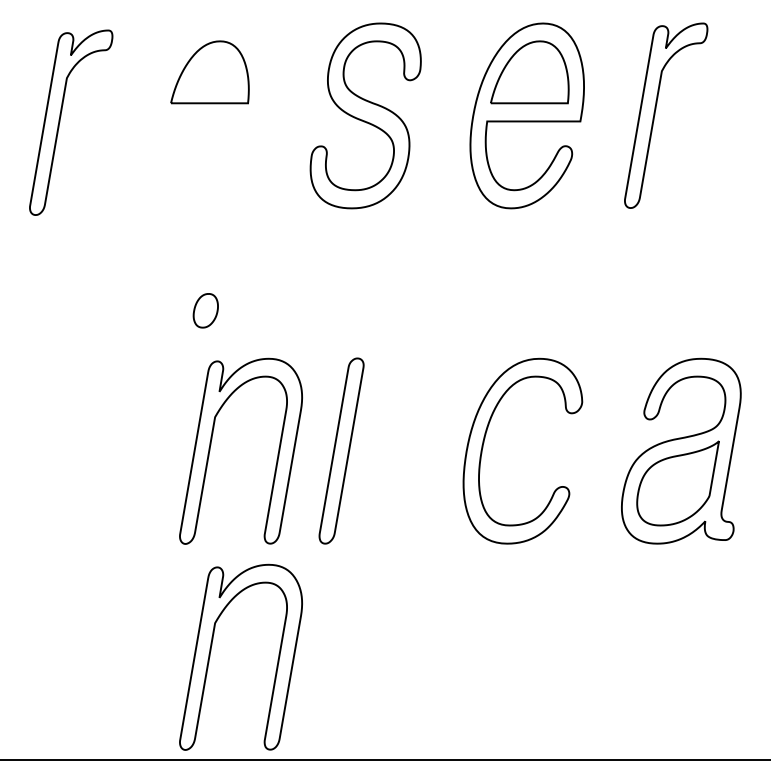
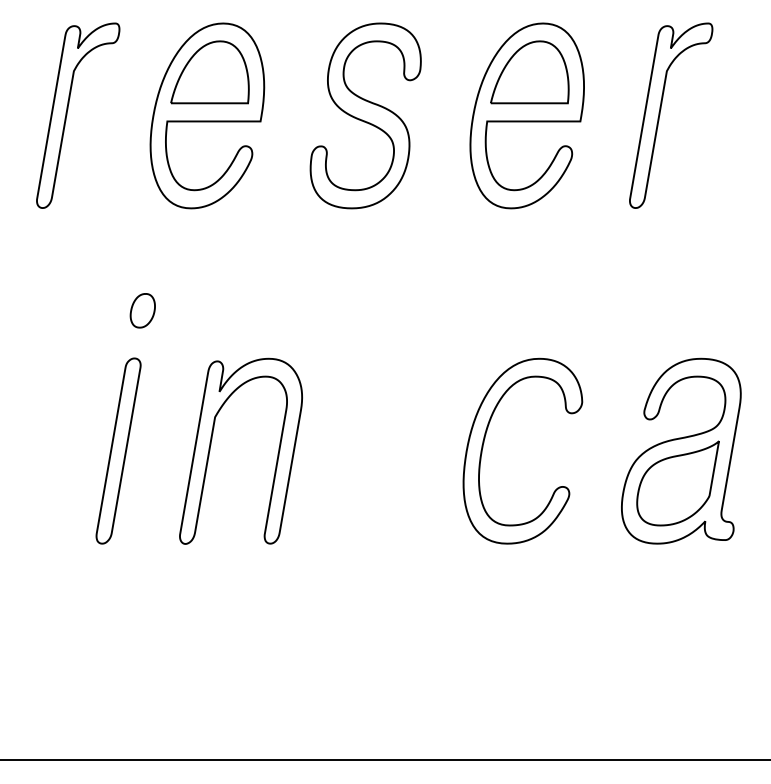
part: none -> present (207, 115)
part position: (655, 115) -> (660, 115) (660, 115)
part position: (60, 122) -> (67, 115) (67, 115)
part position: (205, 310) -> (142, 310) (142, 310)
part position: (341, 450) -> (118, 450) (118, 450)
part: present -> none (211, 651)
